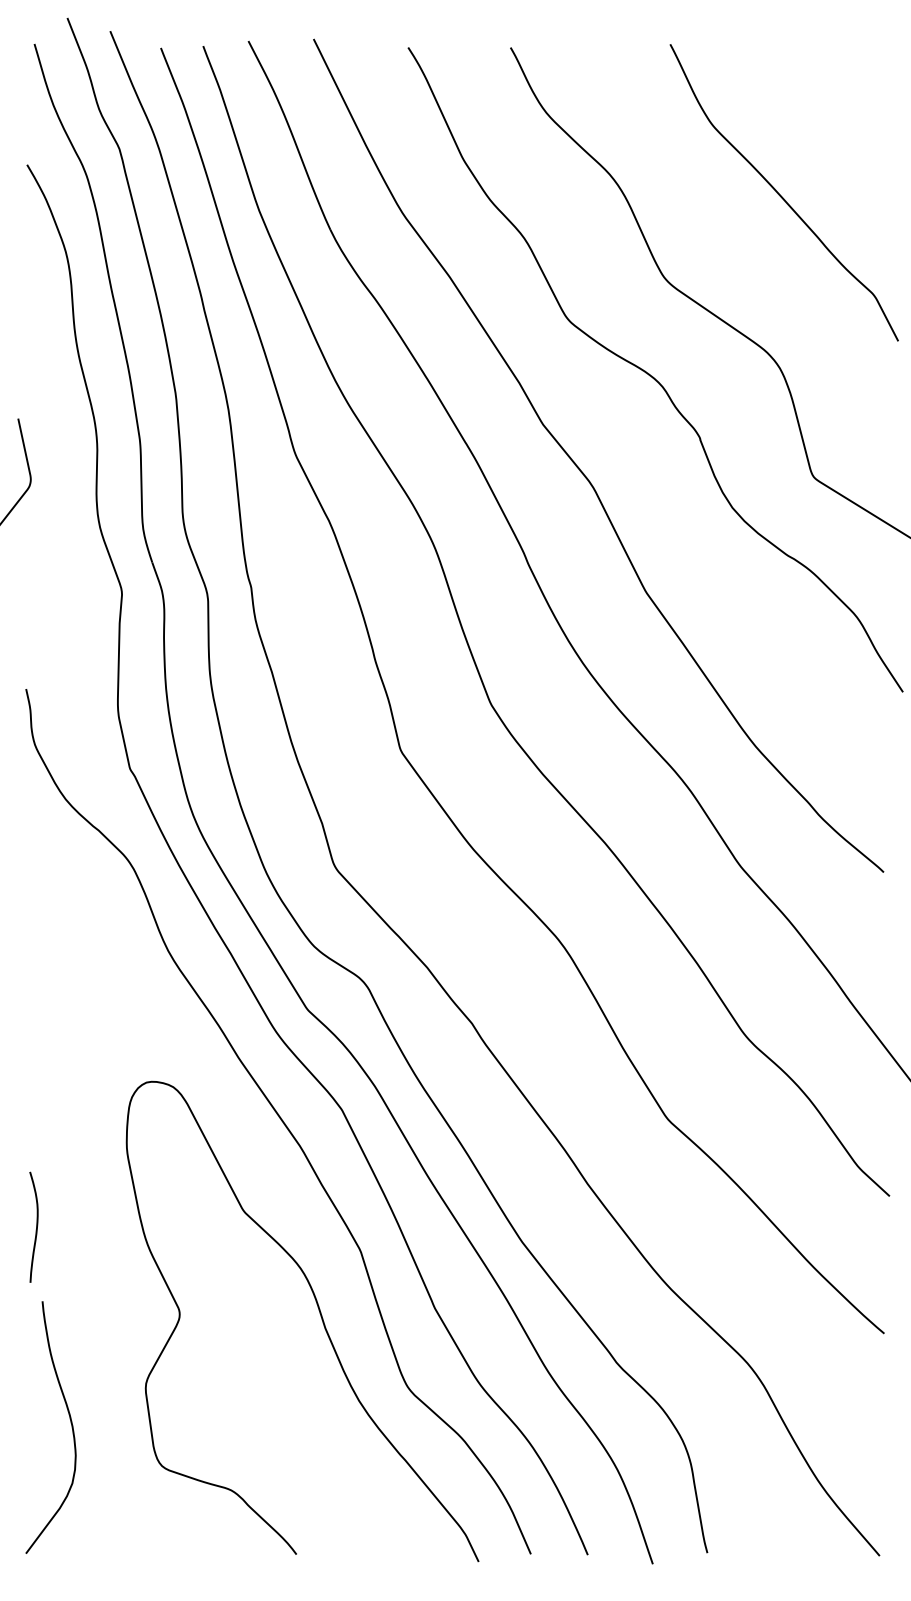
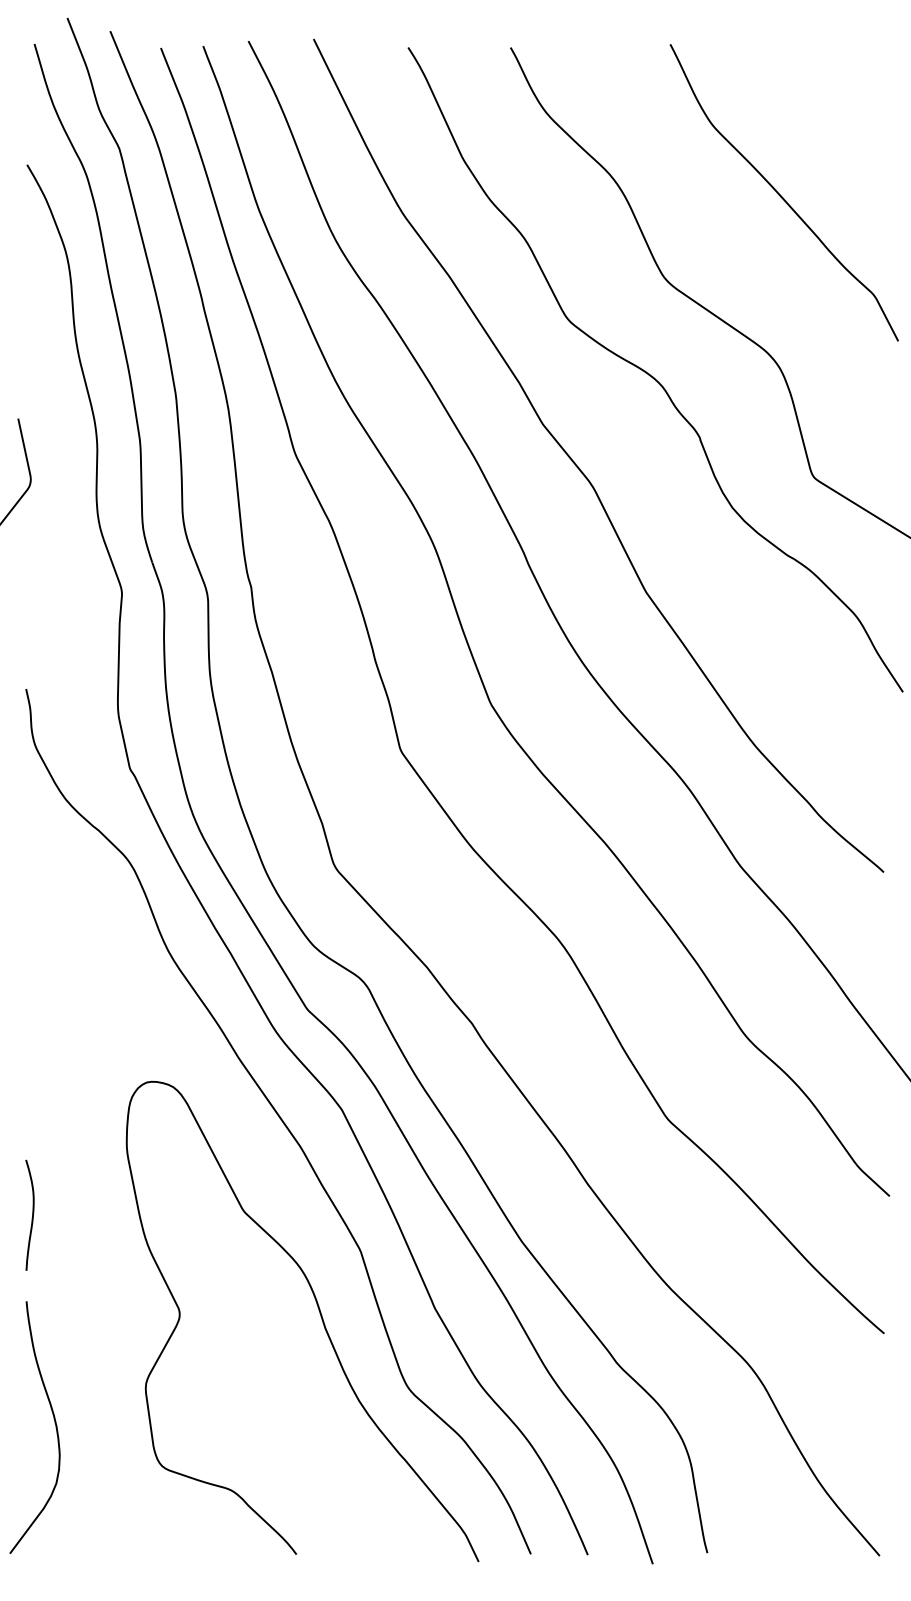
curve position: (36, 1226) -> (32, 1214) (32, 1214)
curve position: (70, 1423) -> (54, 1423) (54, 1423)
